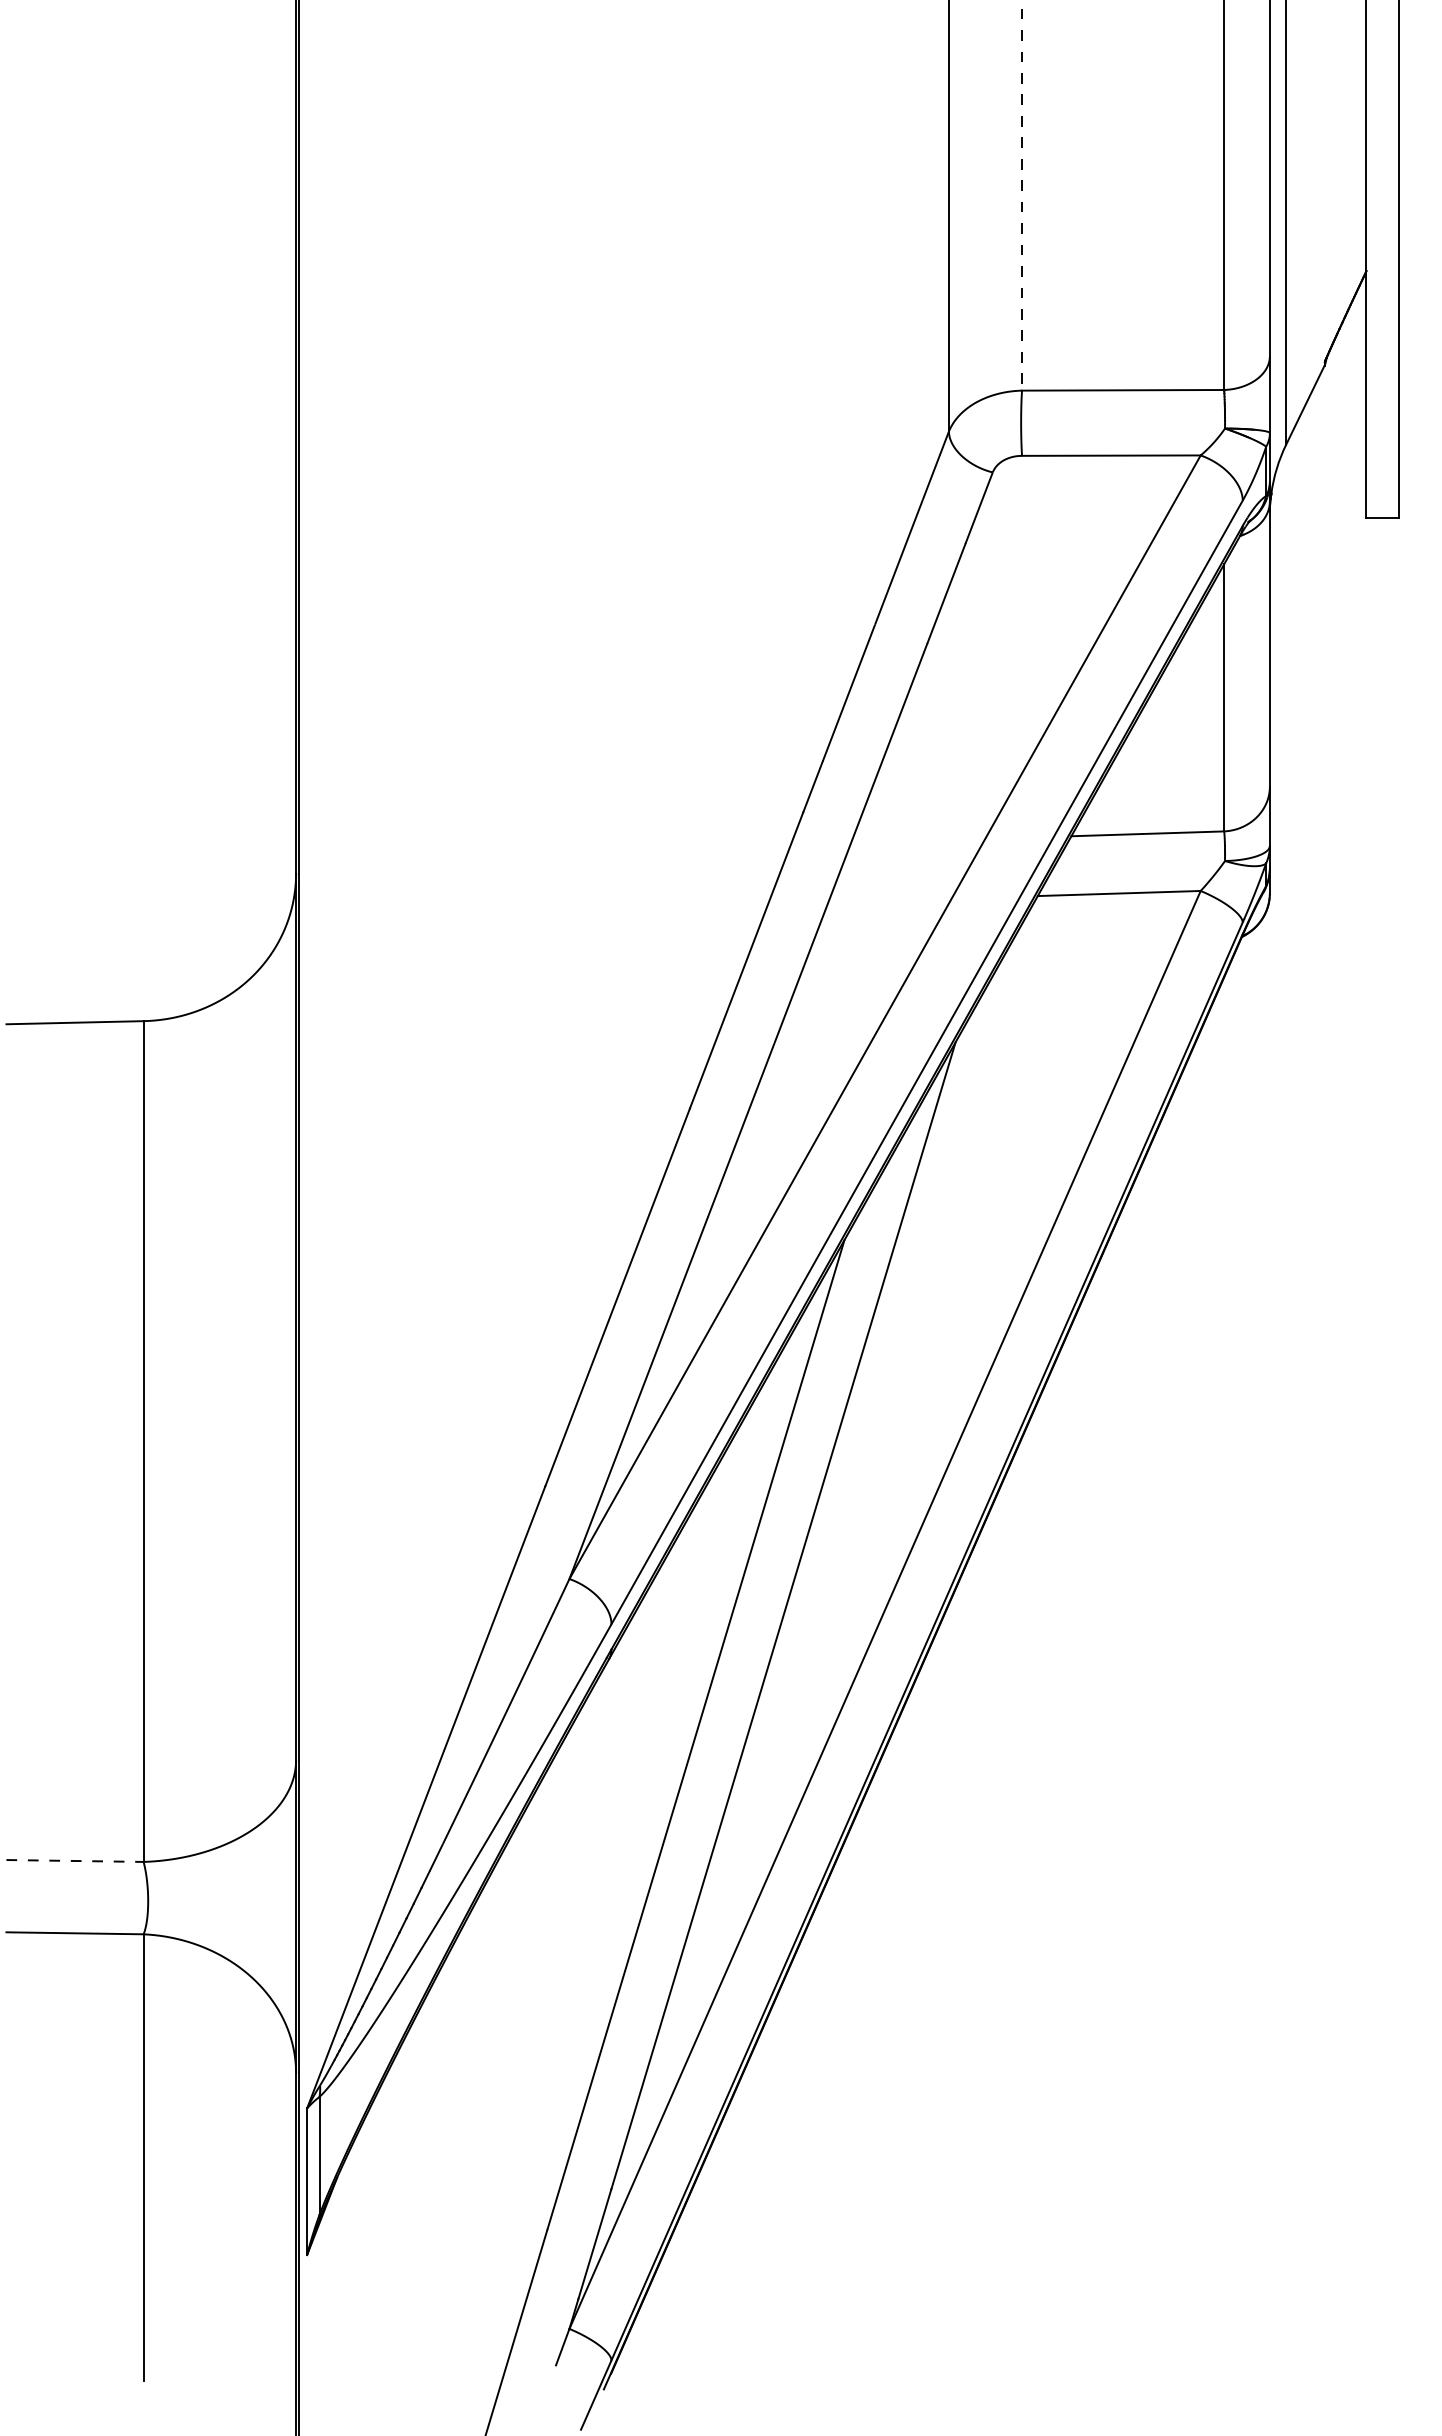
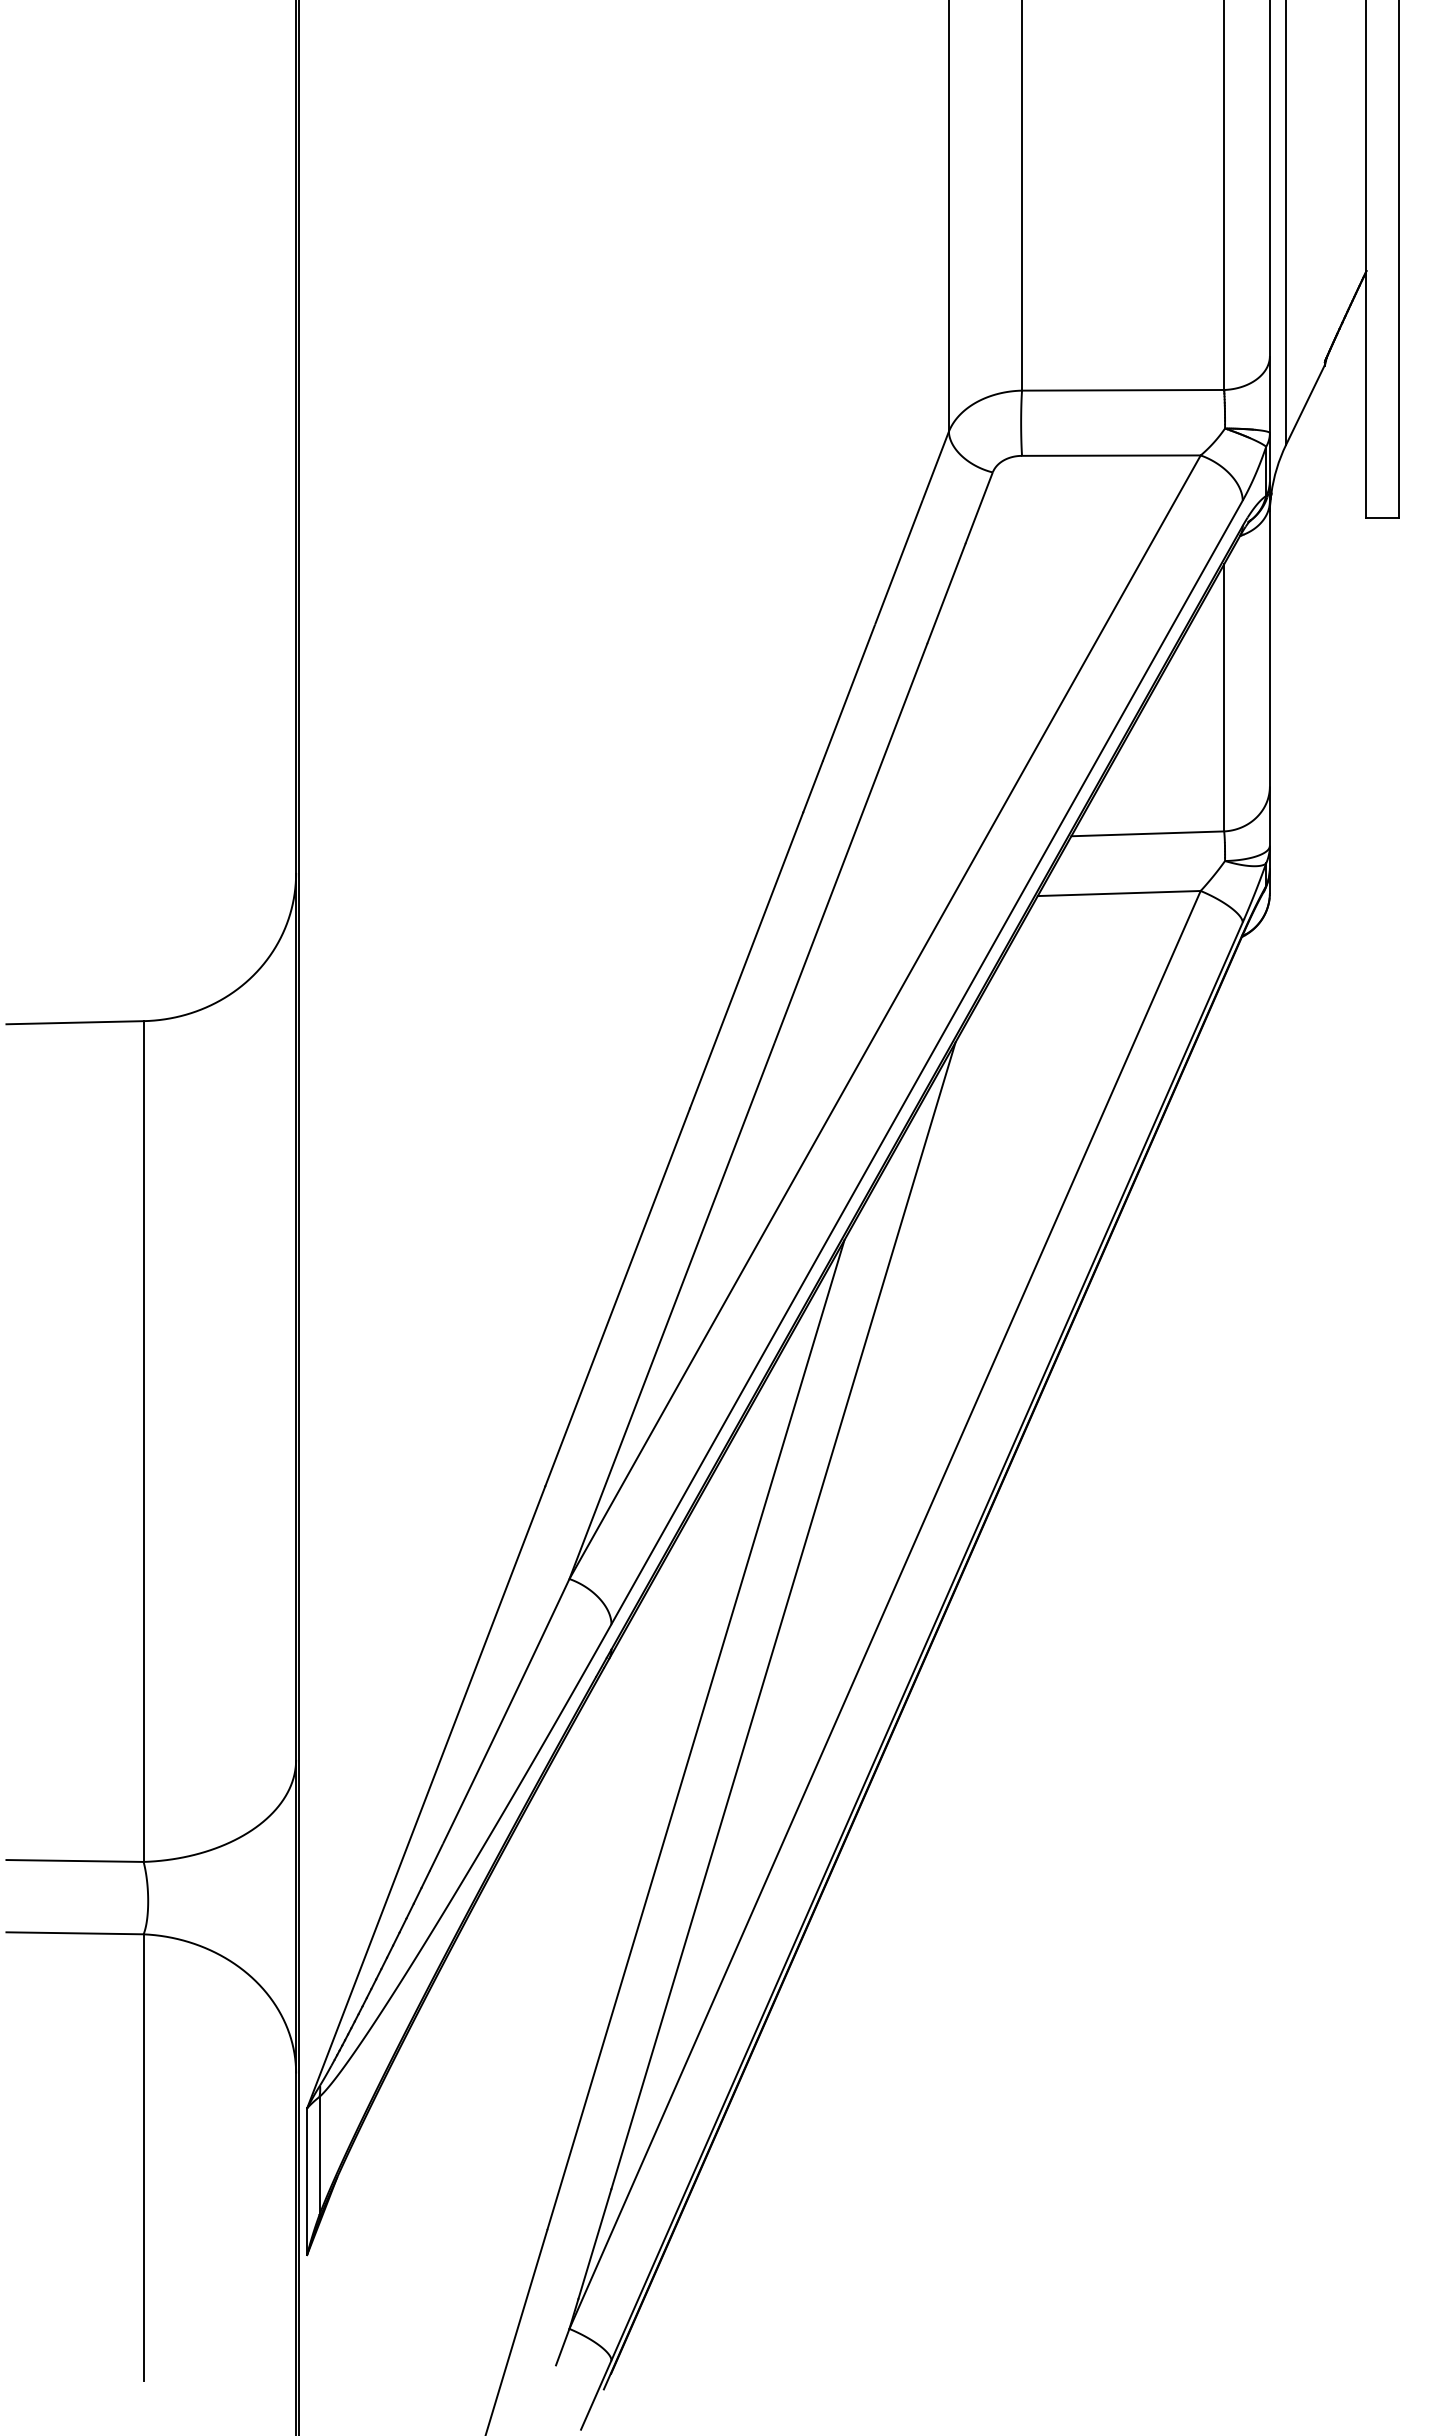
line: dashed -> solid (1022, 195)
line: dashed -> solid (75, 1860)
